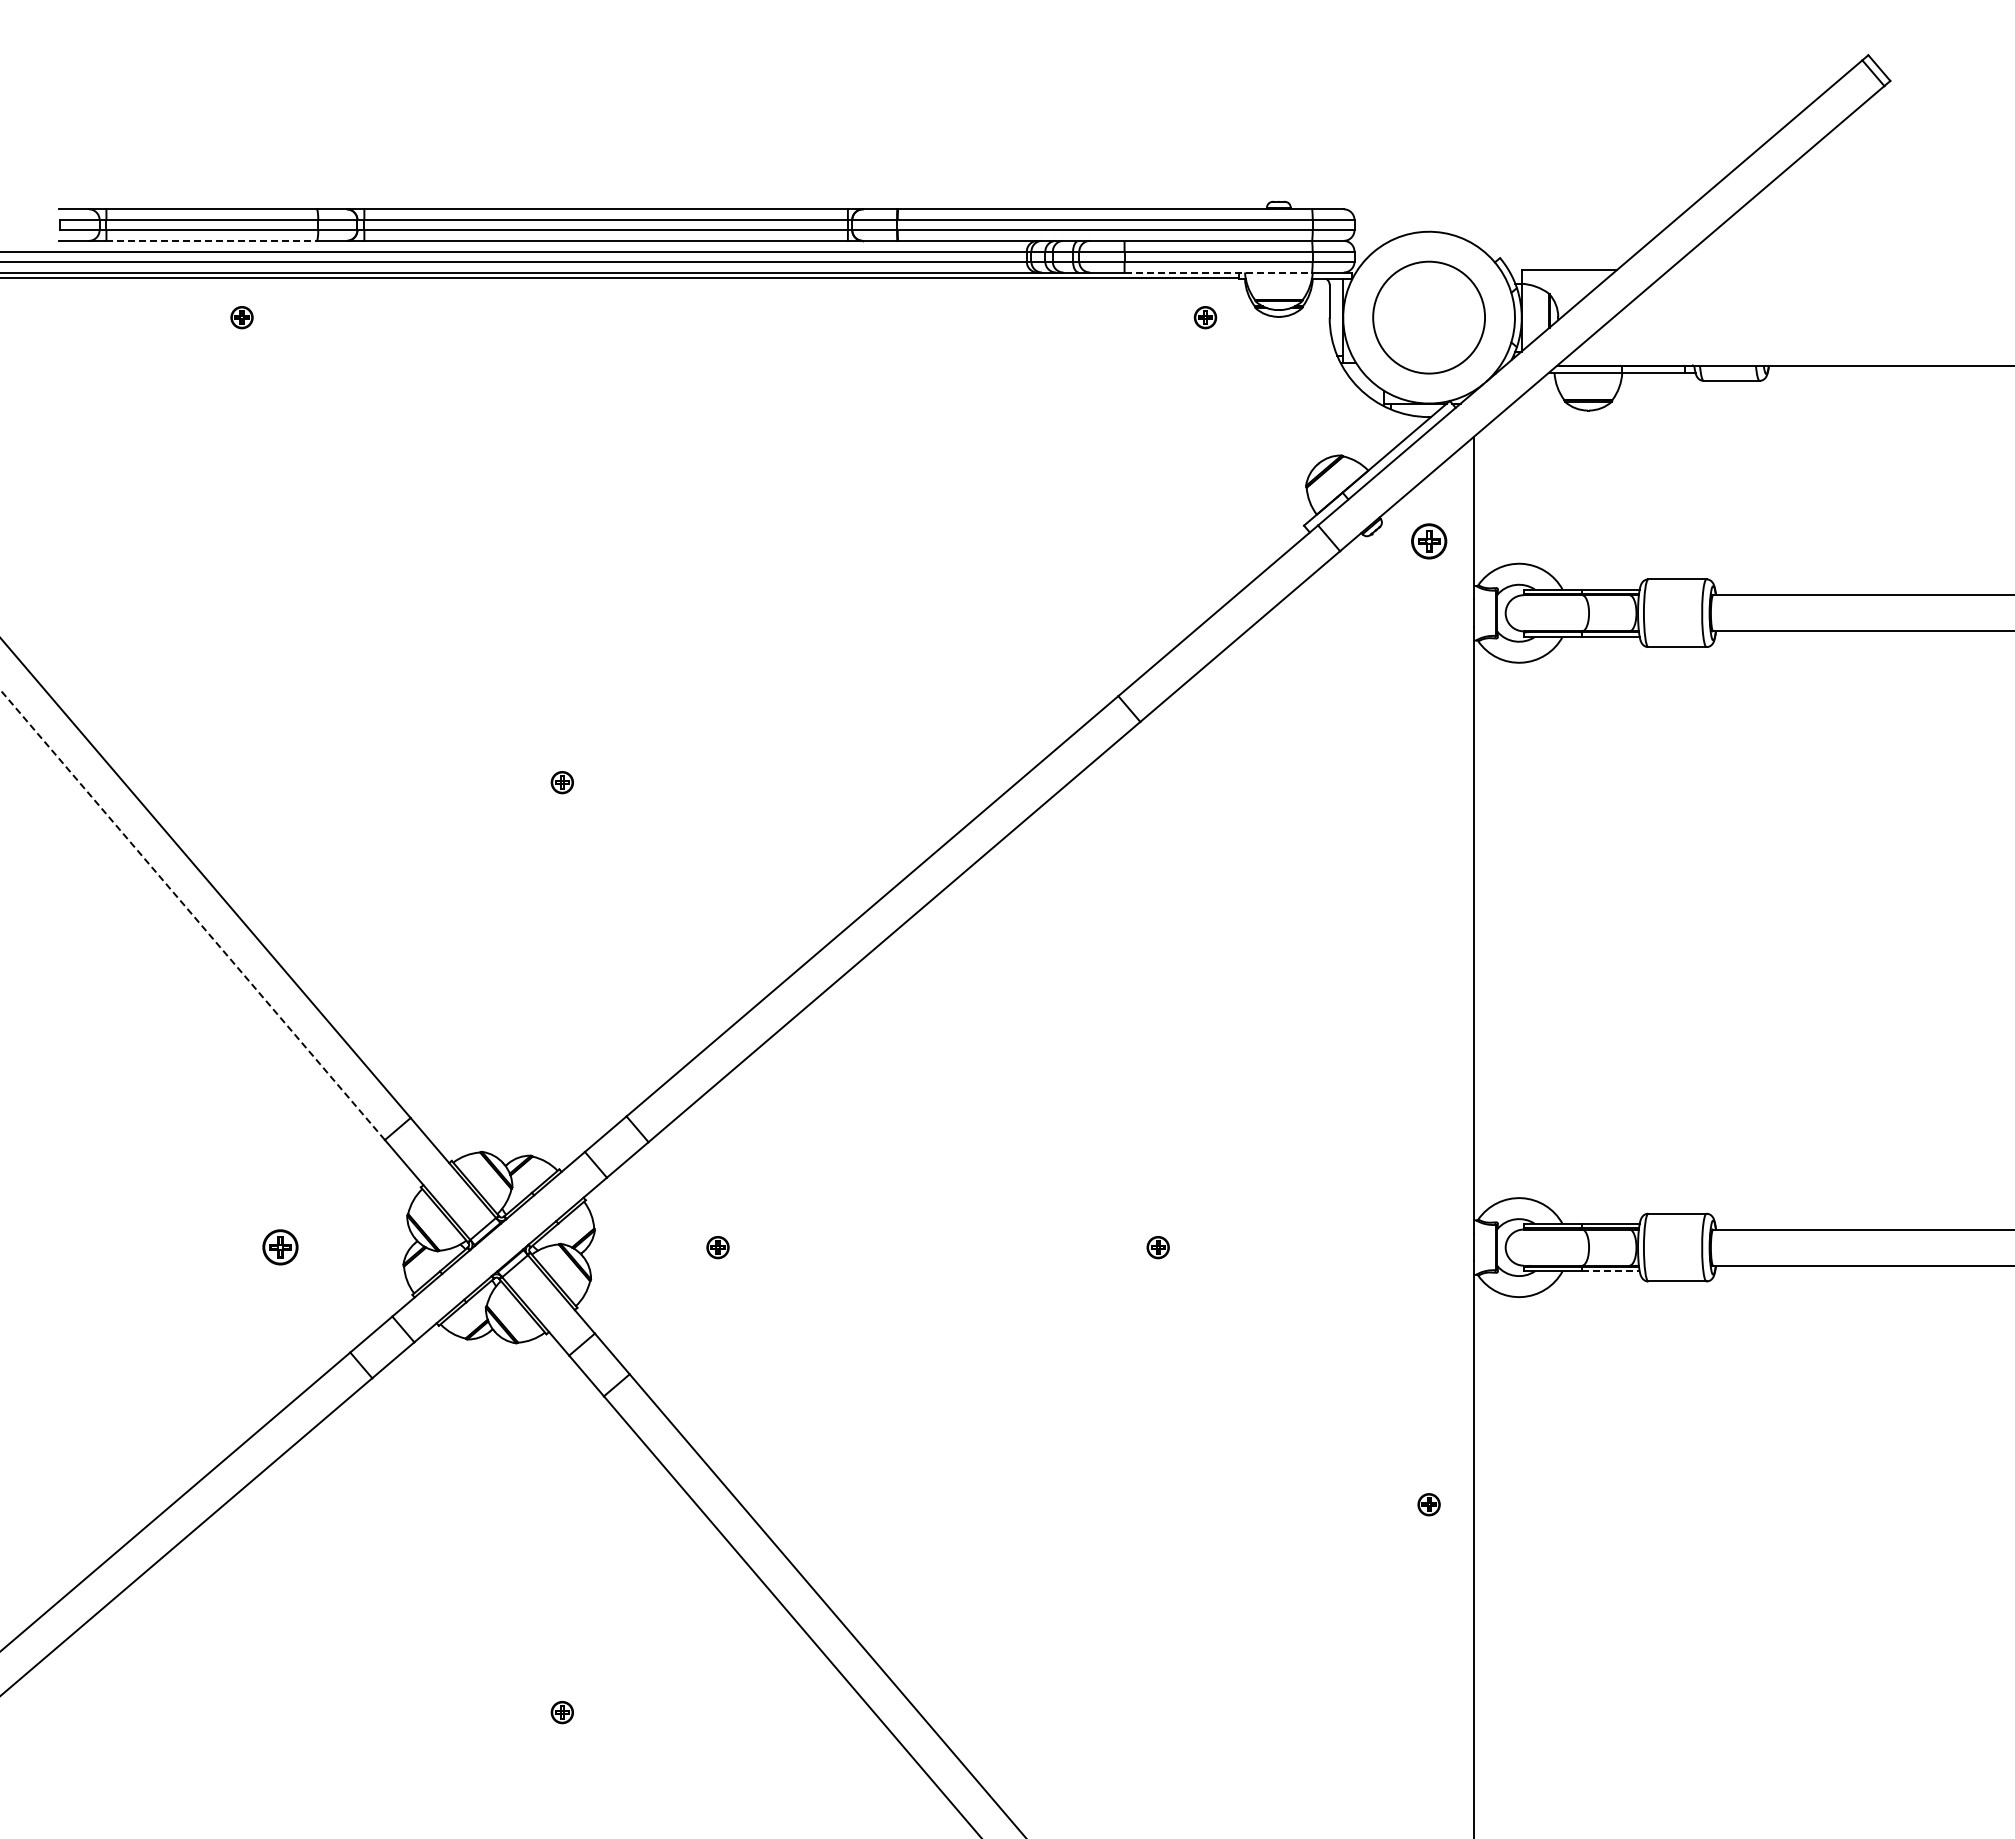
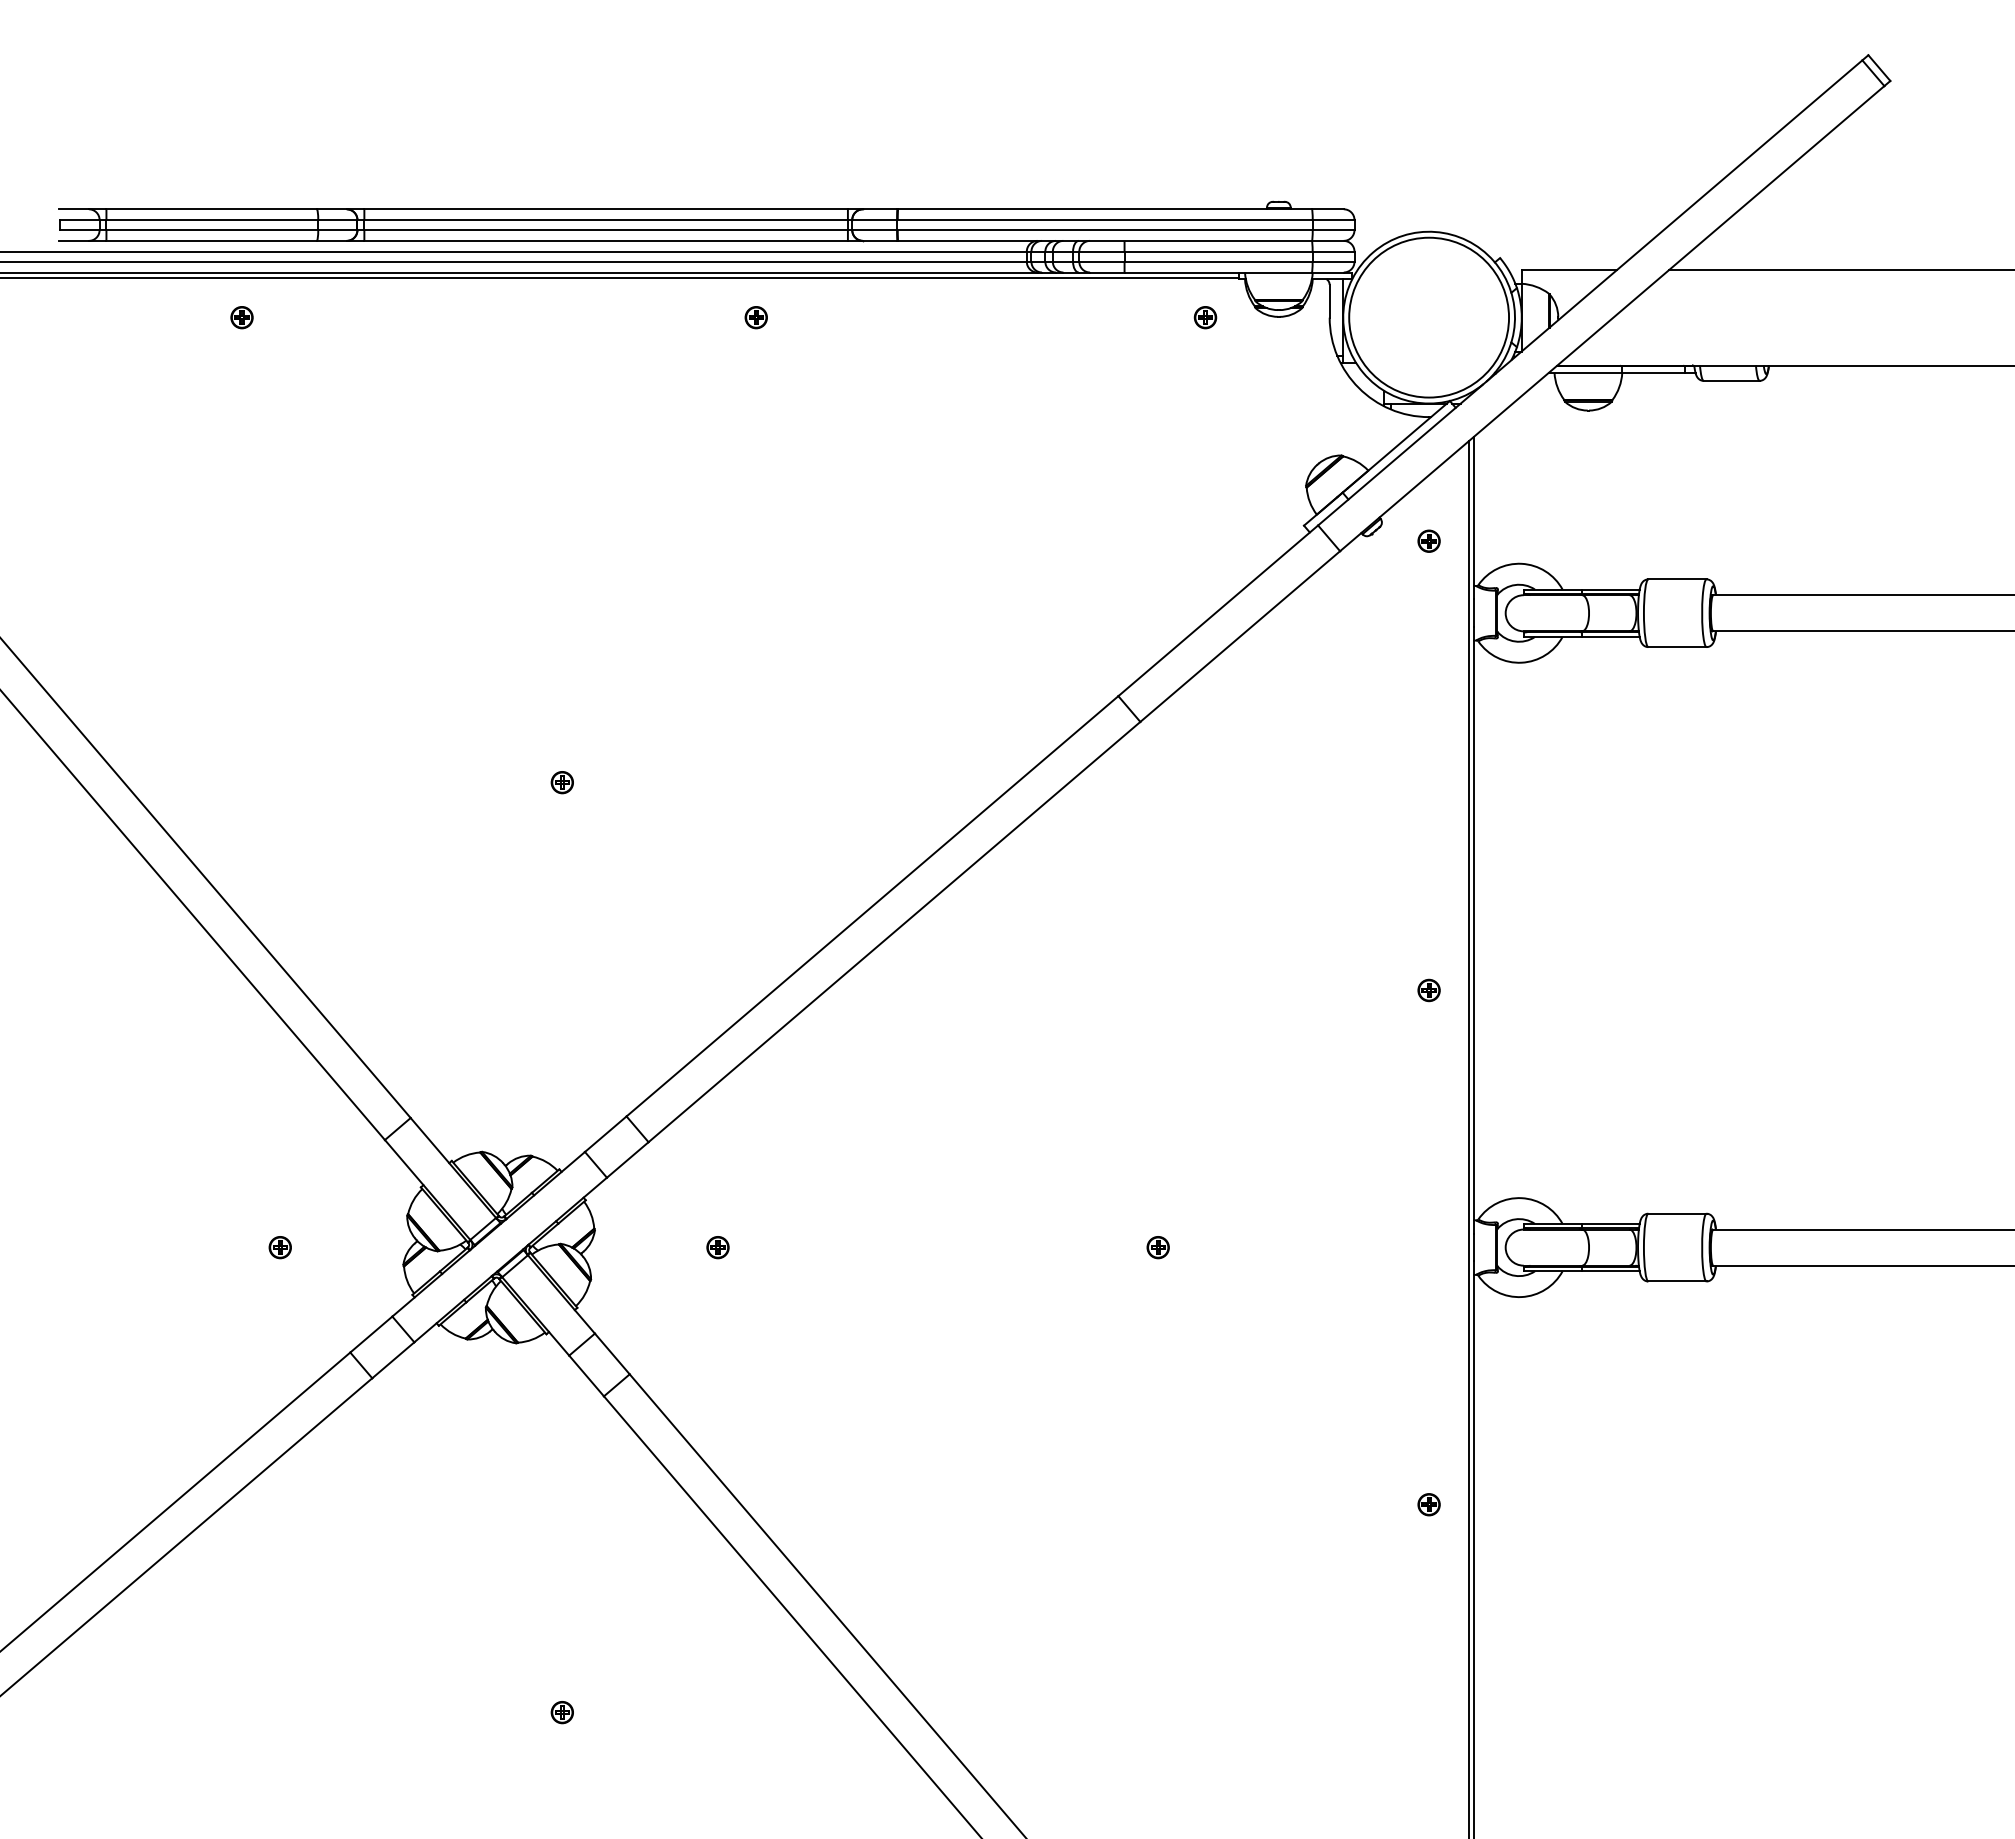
line: dashed -> solid (212, 240)
line: none -> present (1840, 269)
line: dashed -> solid (1218, 272)
part: none -> present (755, 317)
circle diameter: 112 px -> 160 px (1429, 317)
part size: 37x37 px -> 24x24 px (1428, 540)
line: dashed -> solid (192, 915)
part: none -> present (1428, 990)
line: none -> present (1468, 1138)
part size: 37x37 px -> 24x24 px (279, 1247)
line: dashed -> solid (1610, 1271)
